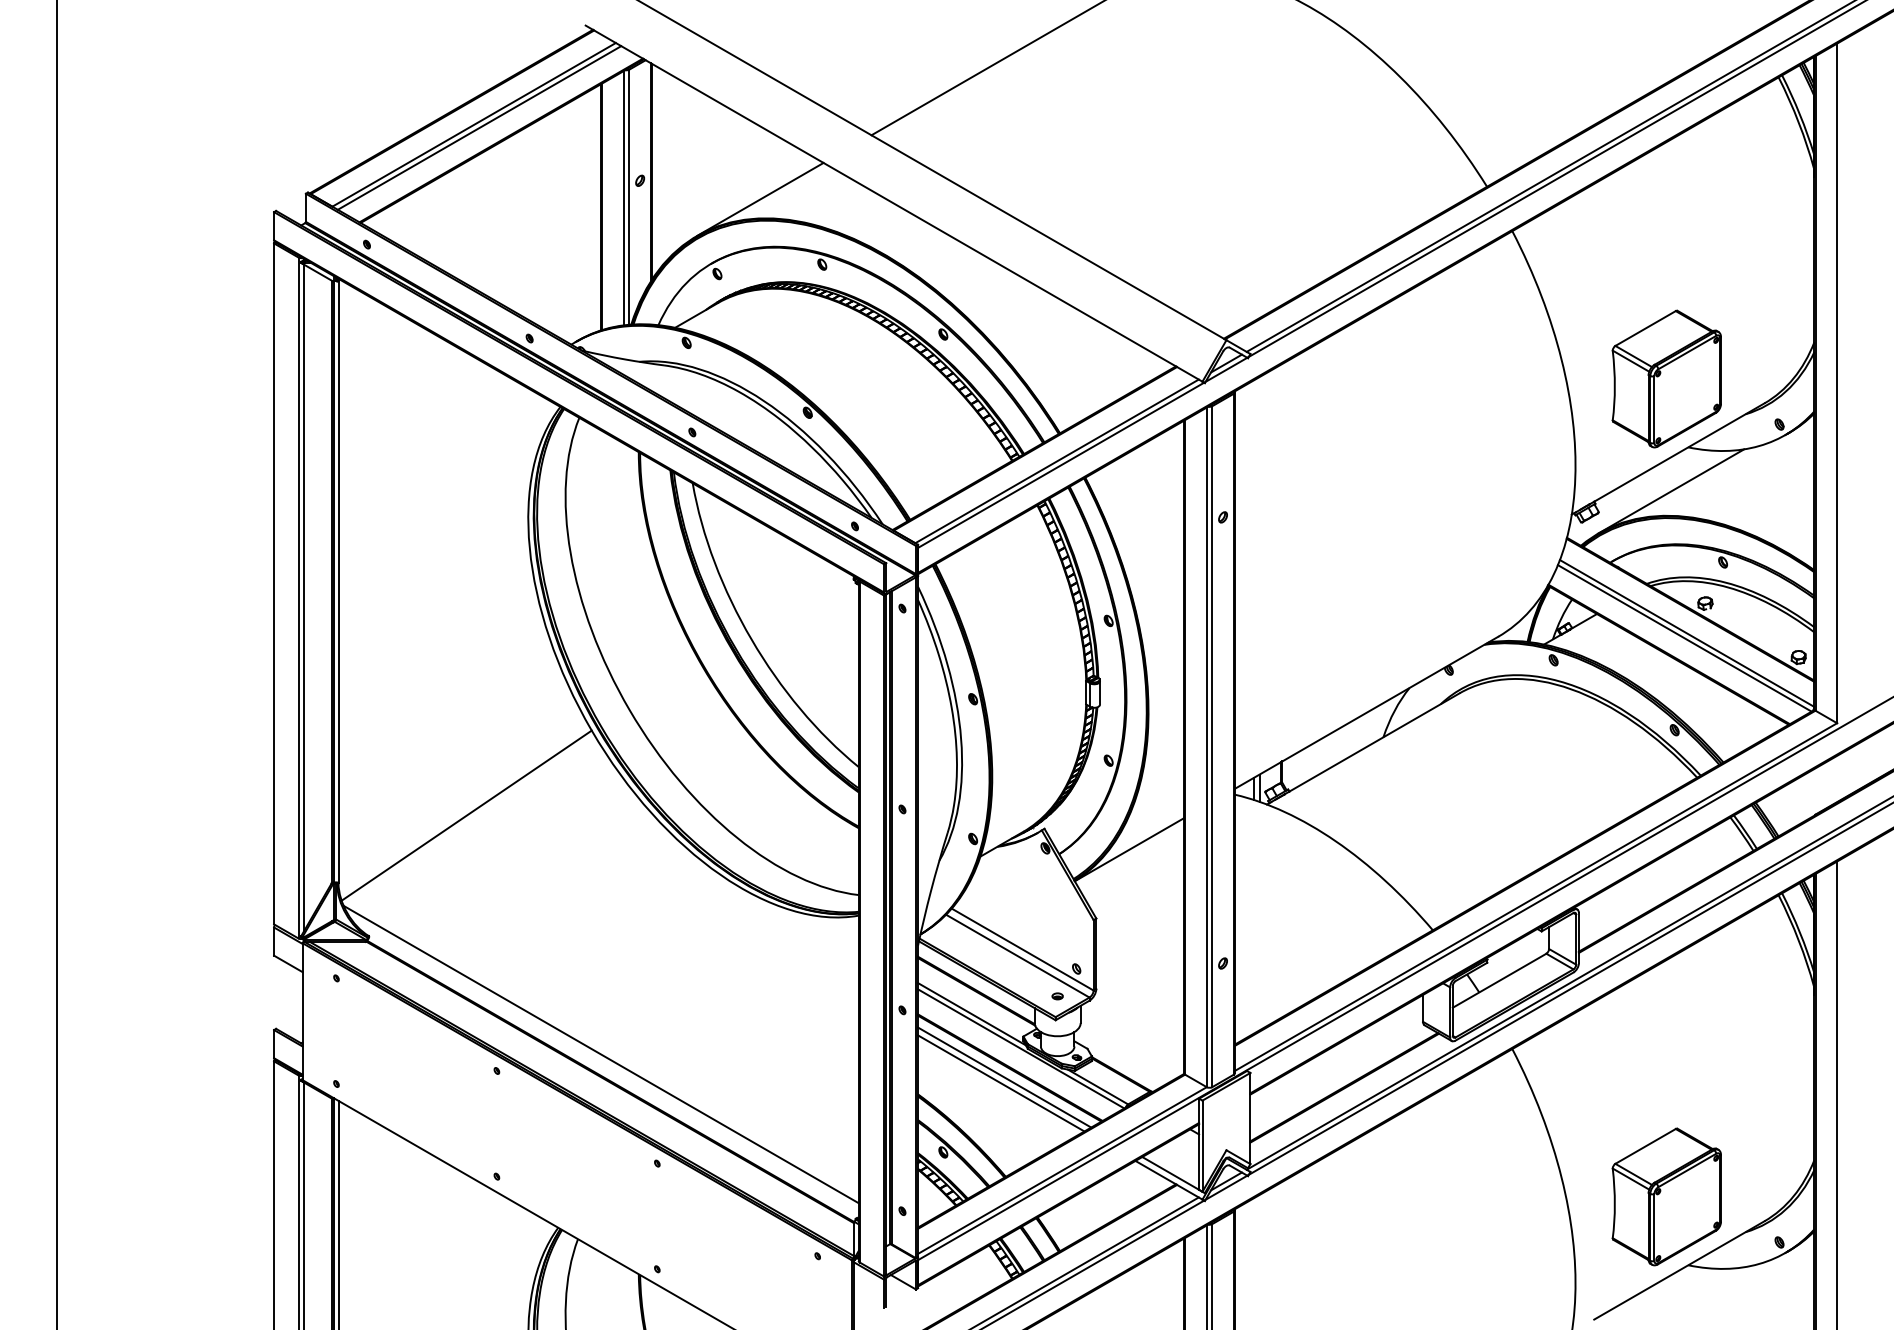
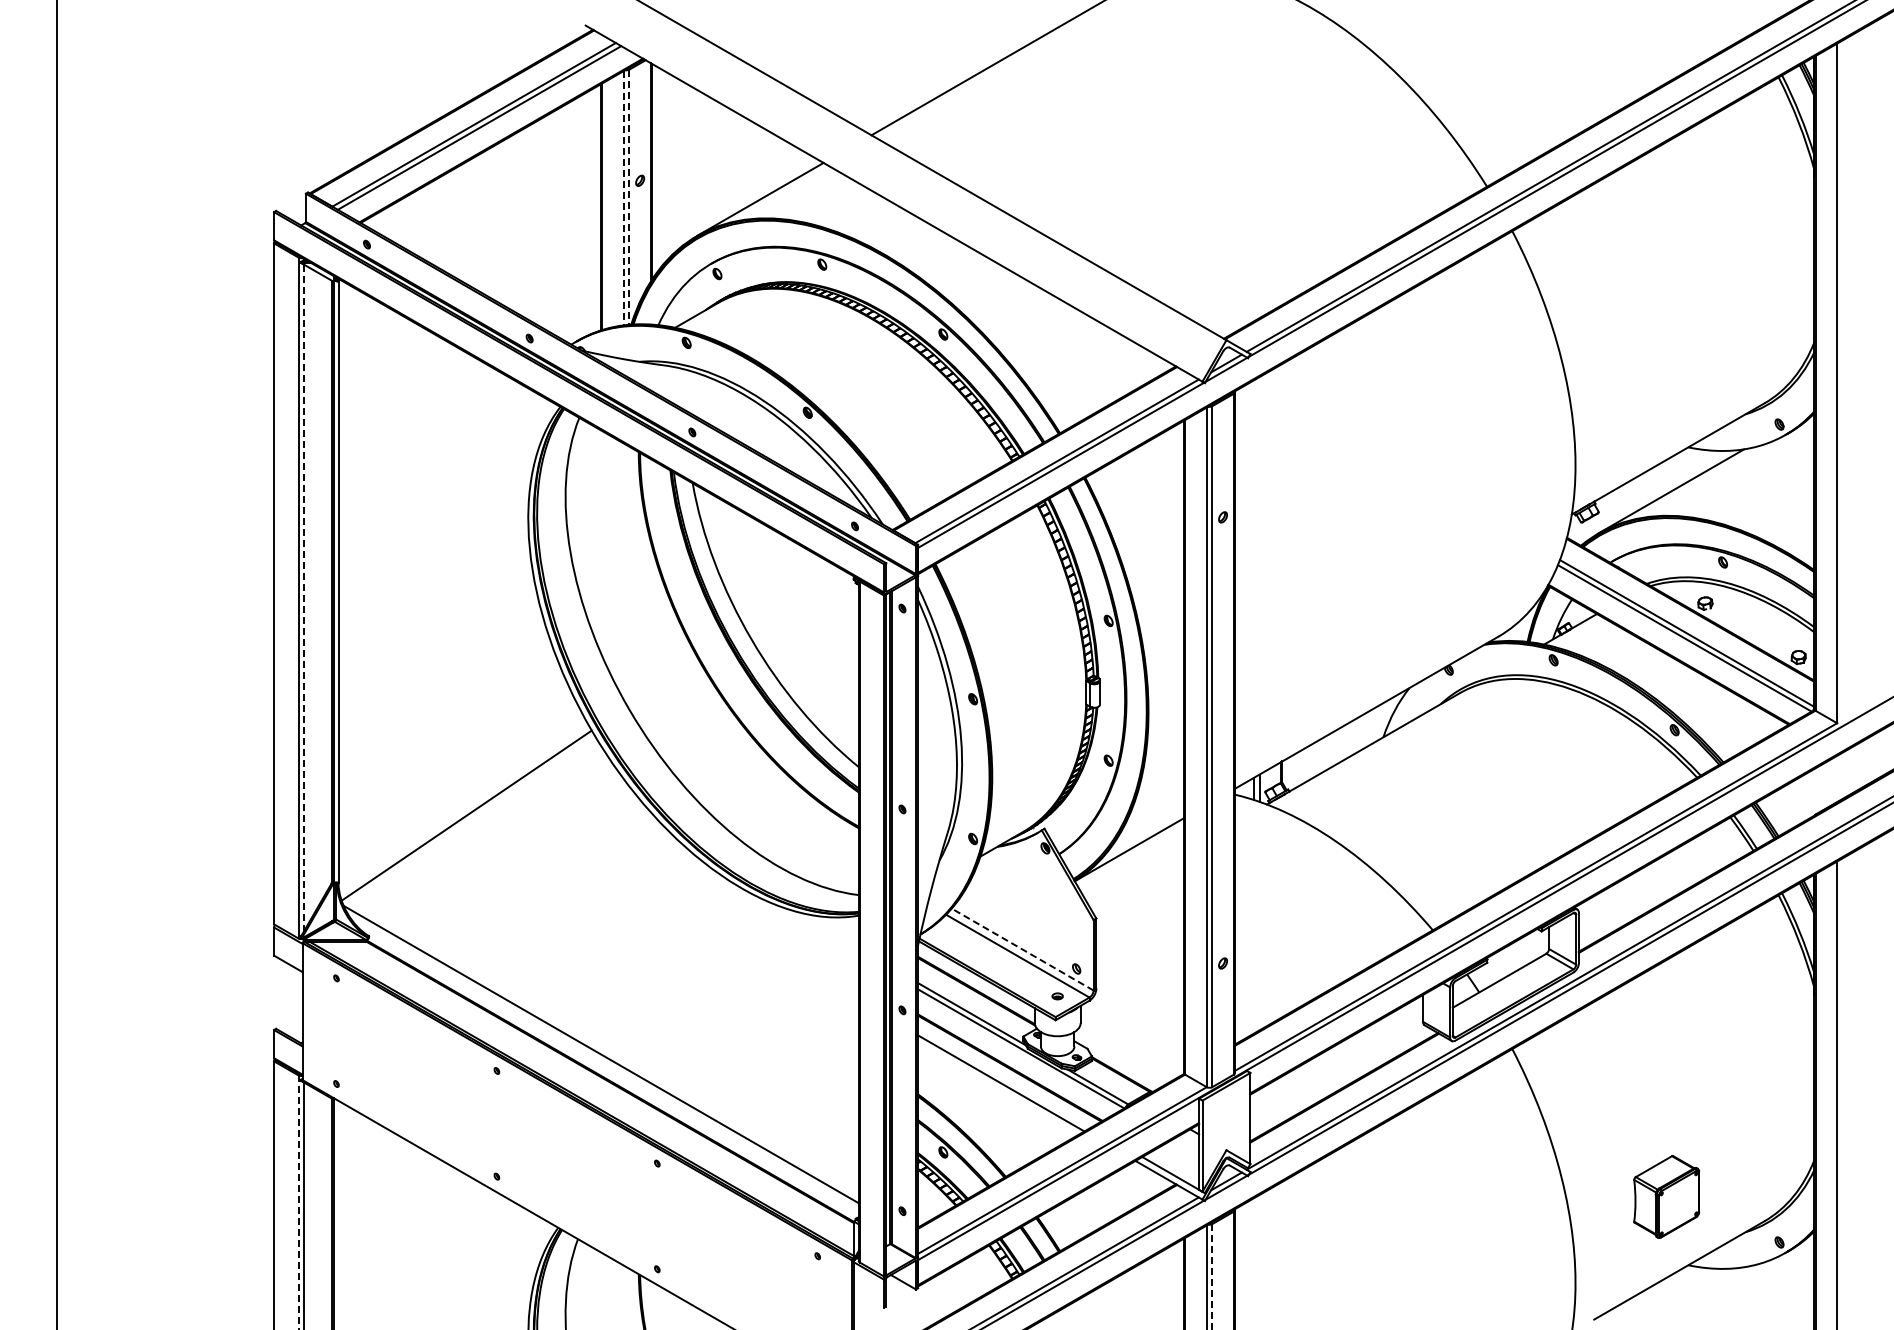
line: solid -> dashed (629, 197)
line: solid -> dashed (623, 198)
part: present -> none (1666, 378)
line: solid -> dashed (303, 598)
line: solid -> dashed (1022, 949)
line: present -> none (1004, 1077)
part size: 111x140 px -> 68x84 px (1666, 1196)
line: solid -> dashed (298, 1202)
line: present -> none (338, 1213)
line: solid -> dashed (1212, 1277)
